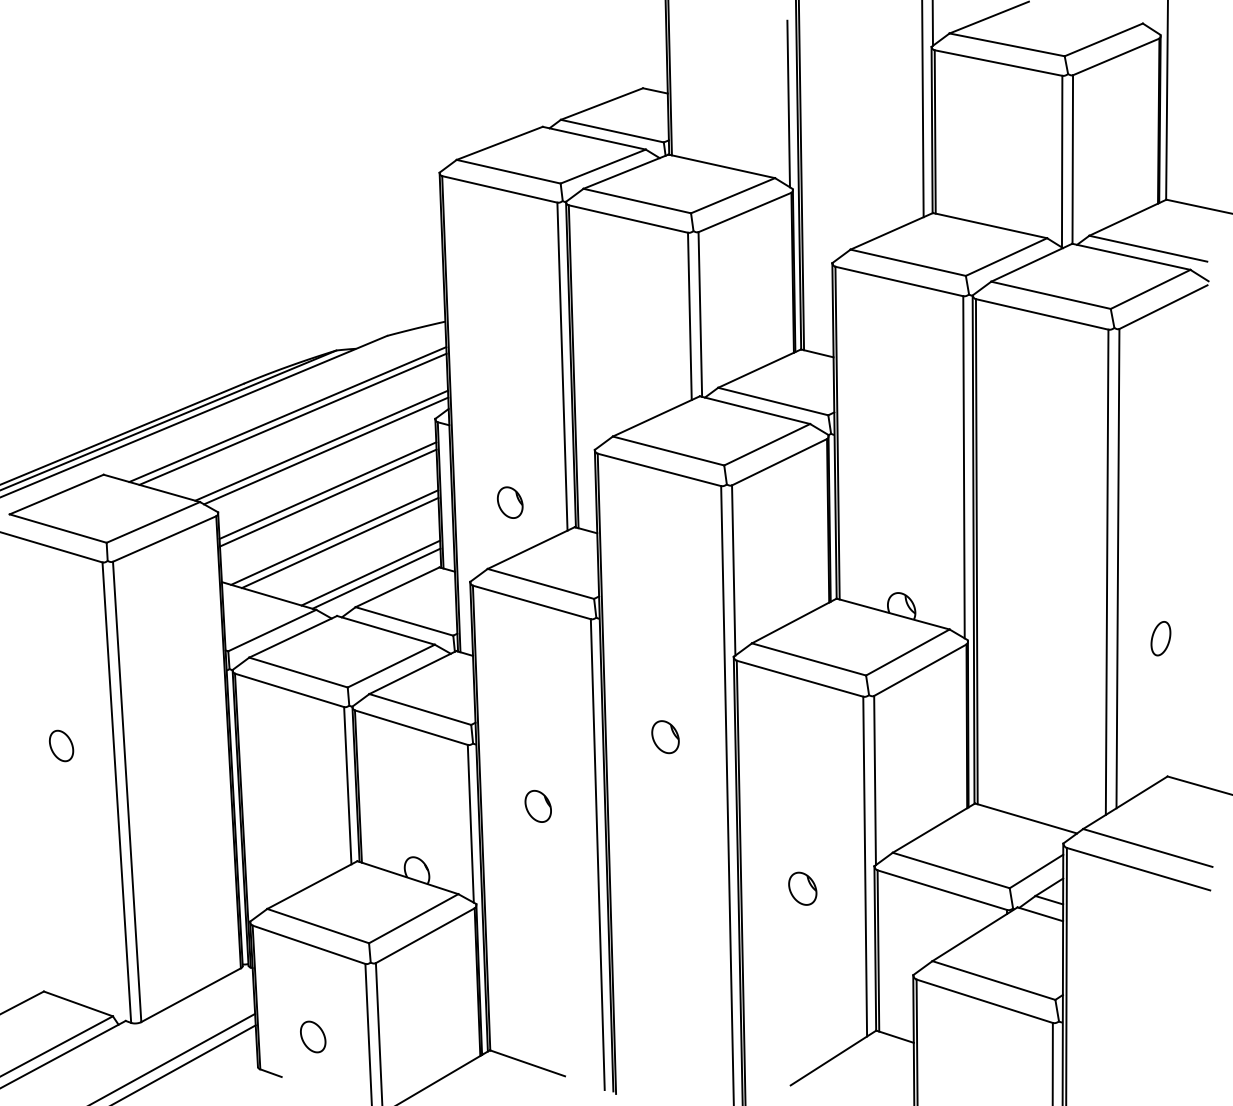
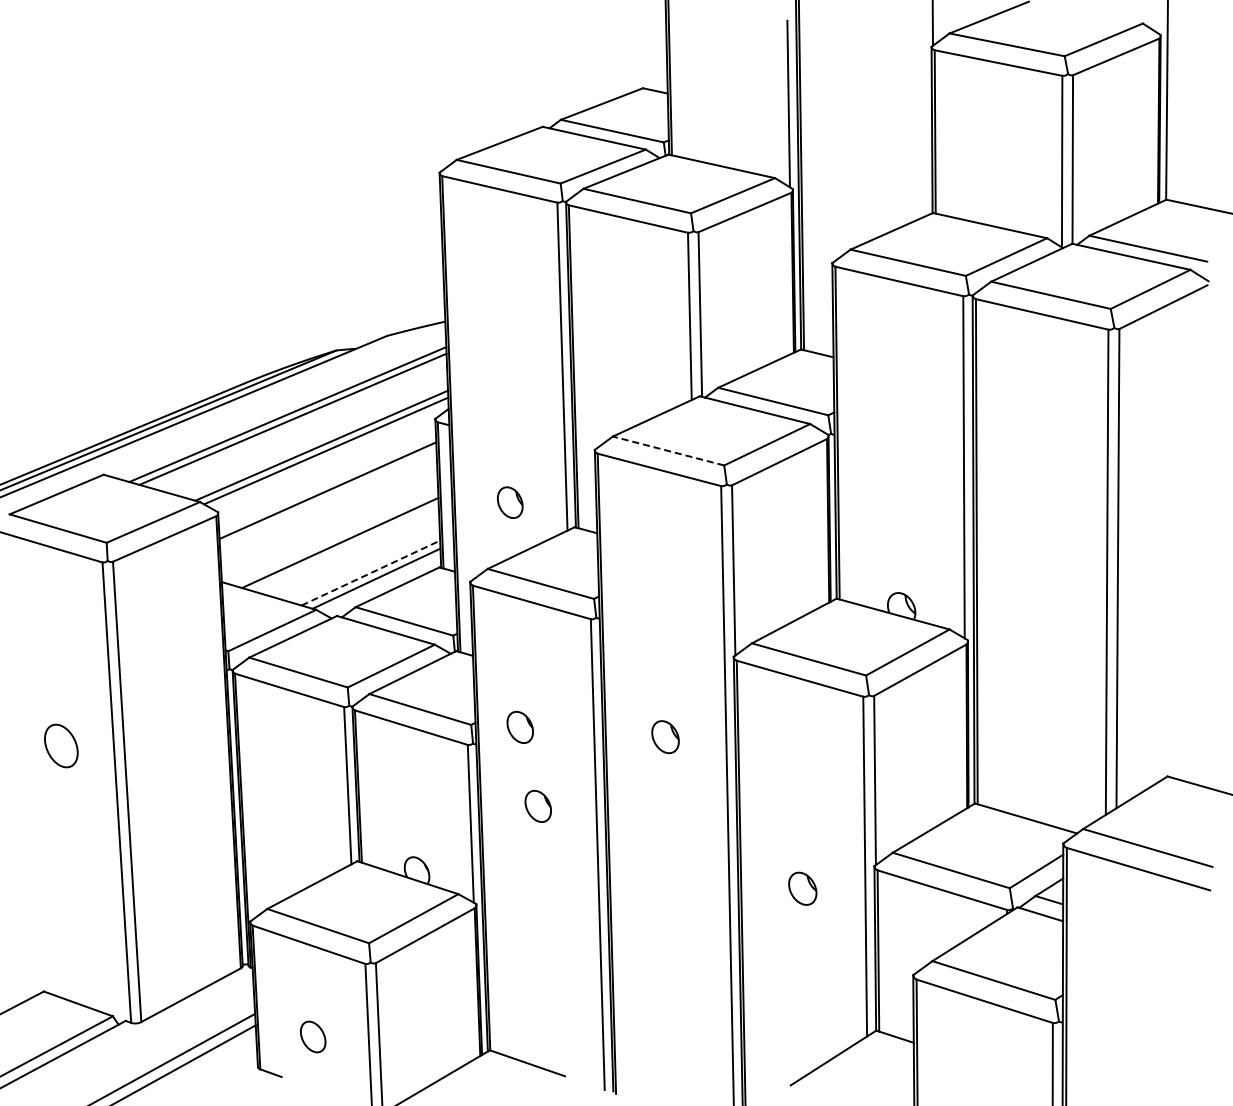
line: present -> none (922, 109)
line: solid -> dashed (668, 451)
line: present -> none (327, 497)
line: present -> none (334, 537)
line: solid -> dashed (370, 573)
part: present -> none (1160, 638)
part: none -> present (519, 727)
part size: 26x34 px -> 35x46 px (61, 745)
